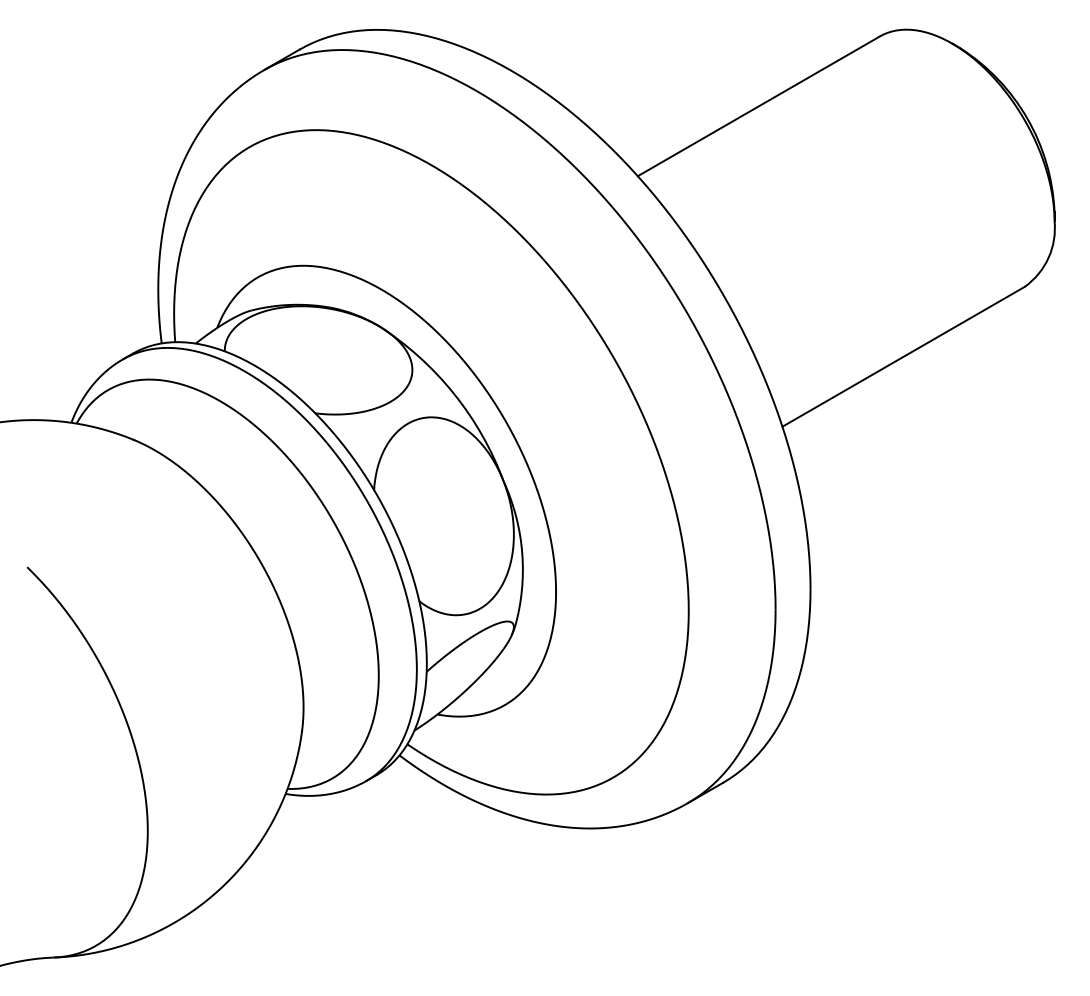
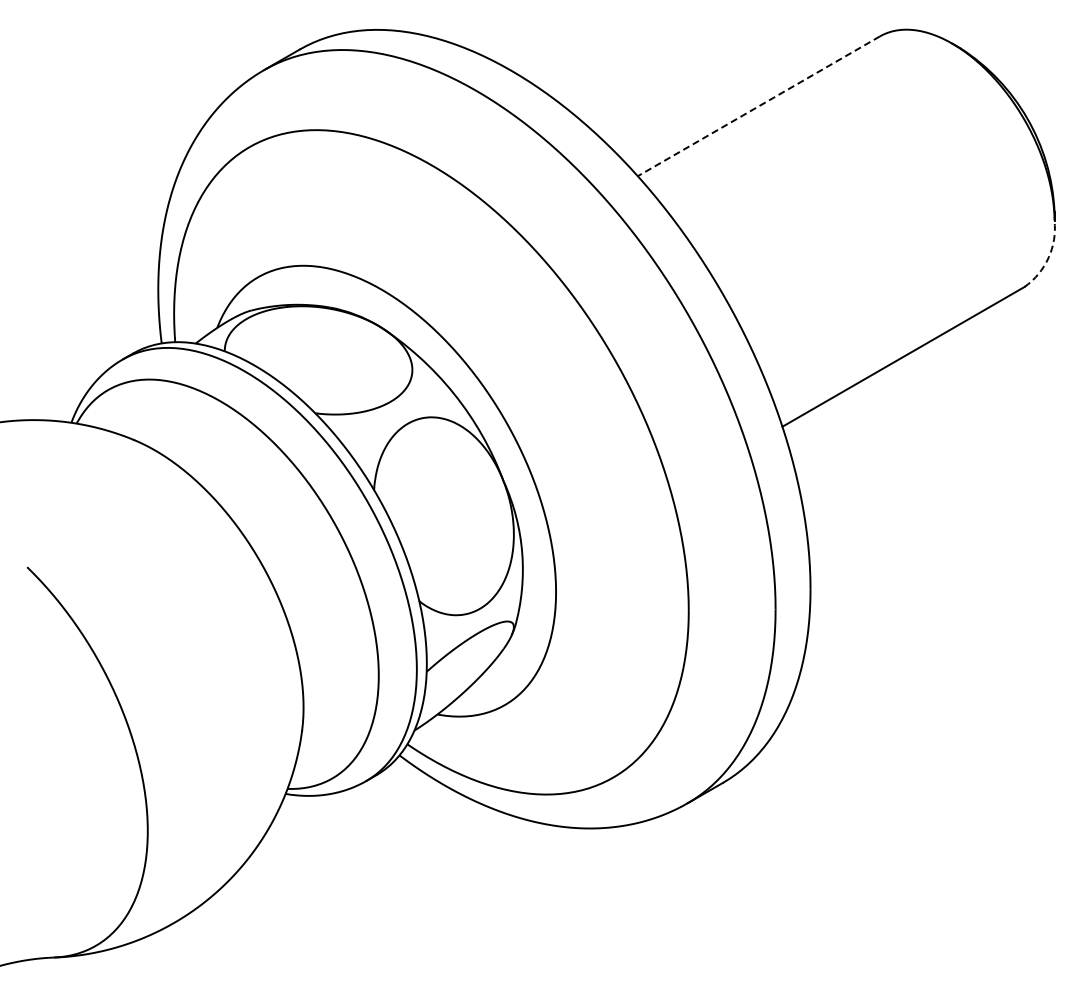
line: solid -> dashed (758, 106)
arc: solid -> dashed (1048, 257)
